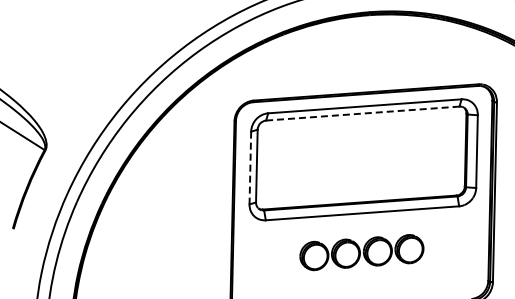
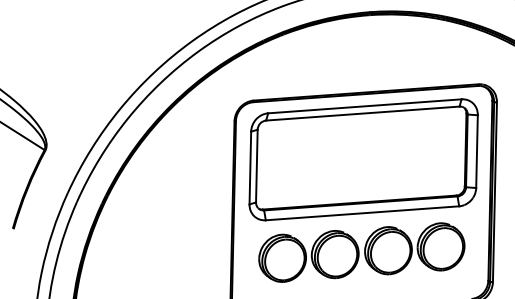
line: dashed -> solid (362, 113)
line: dashed -> solid (250, 168)
part size: 126x38 px -> 208x61 px (361, 252)
